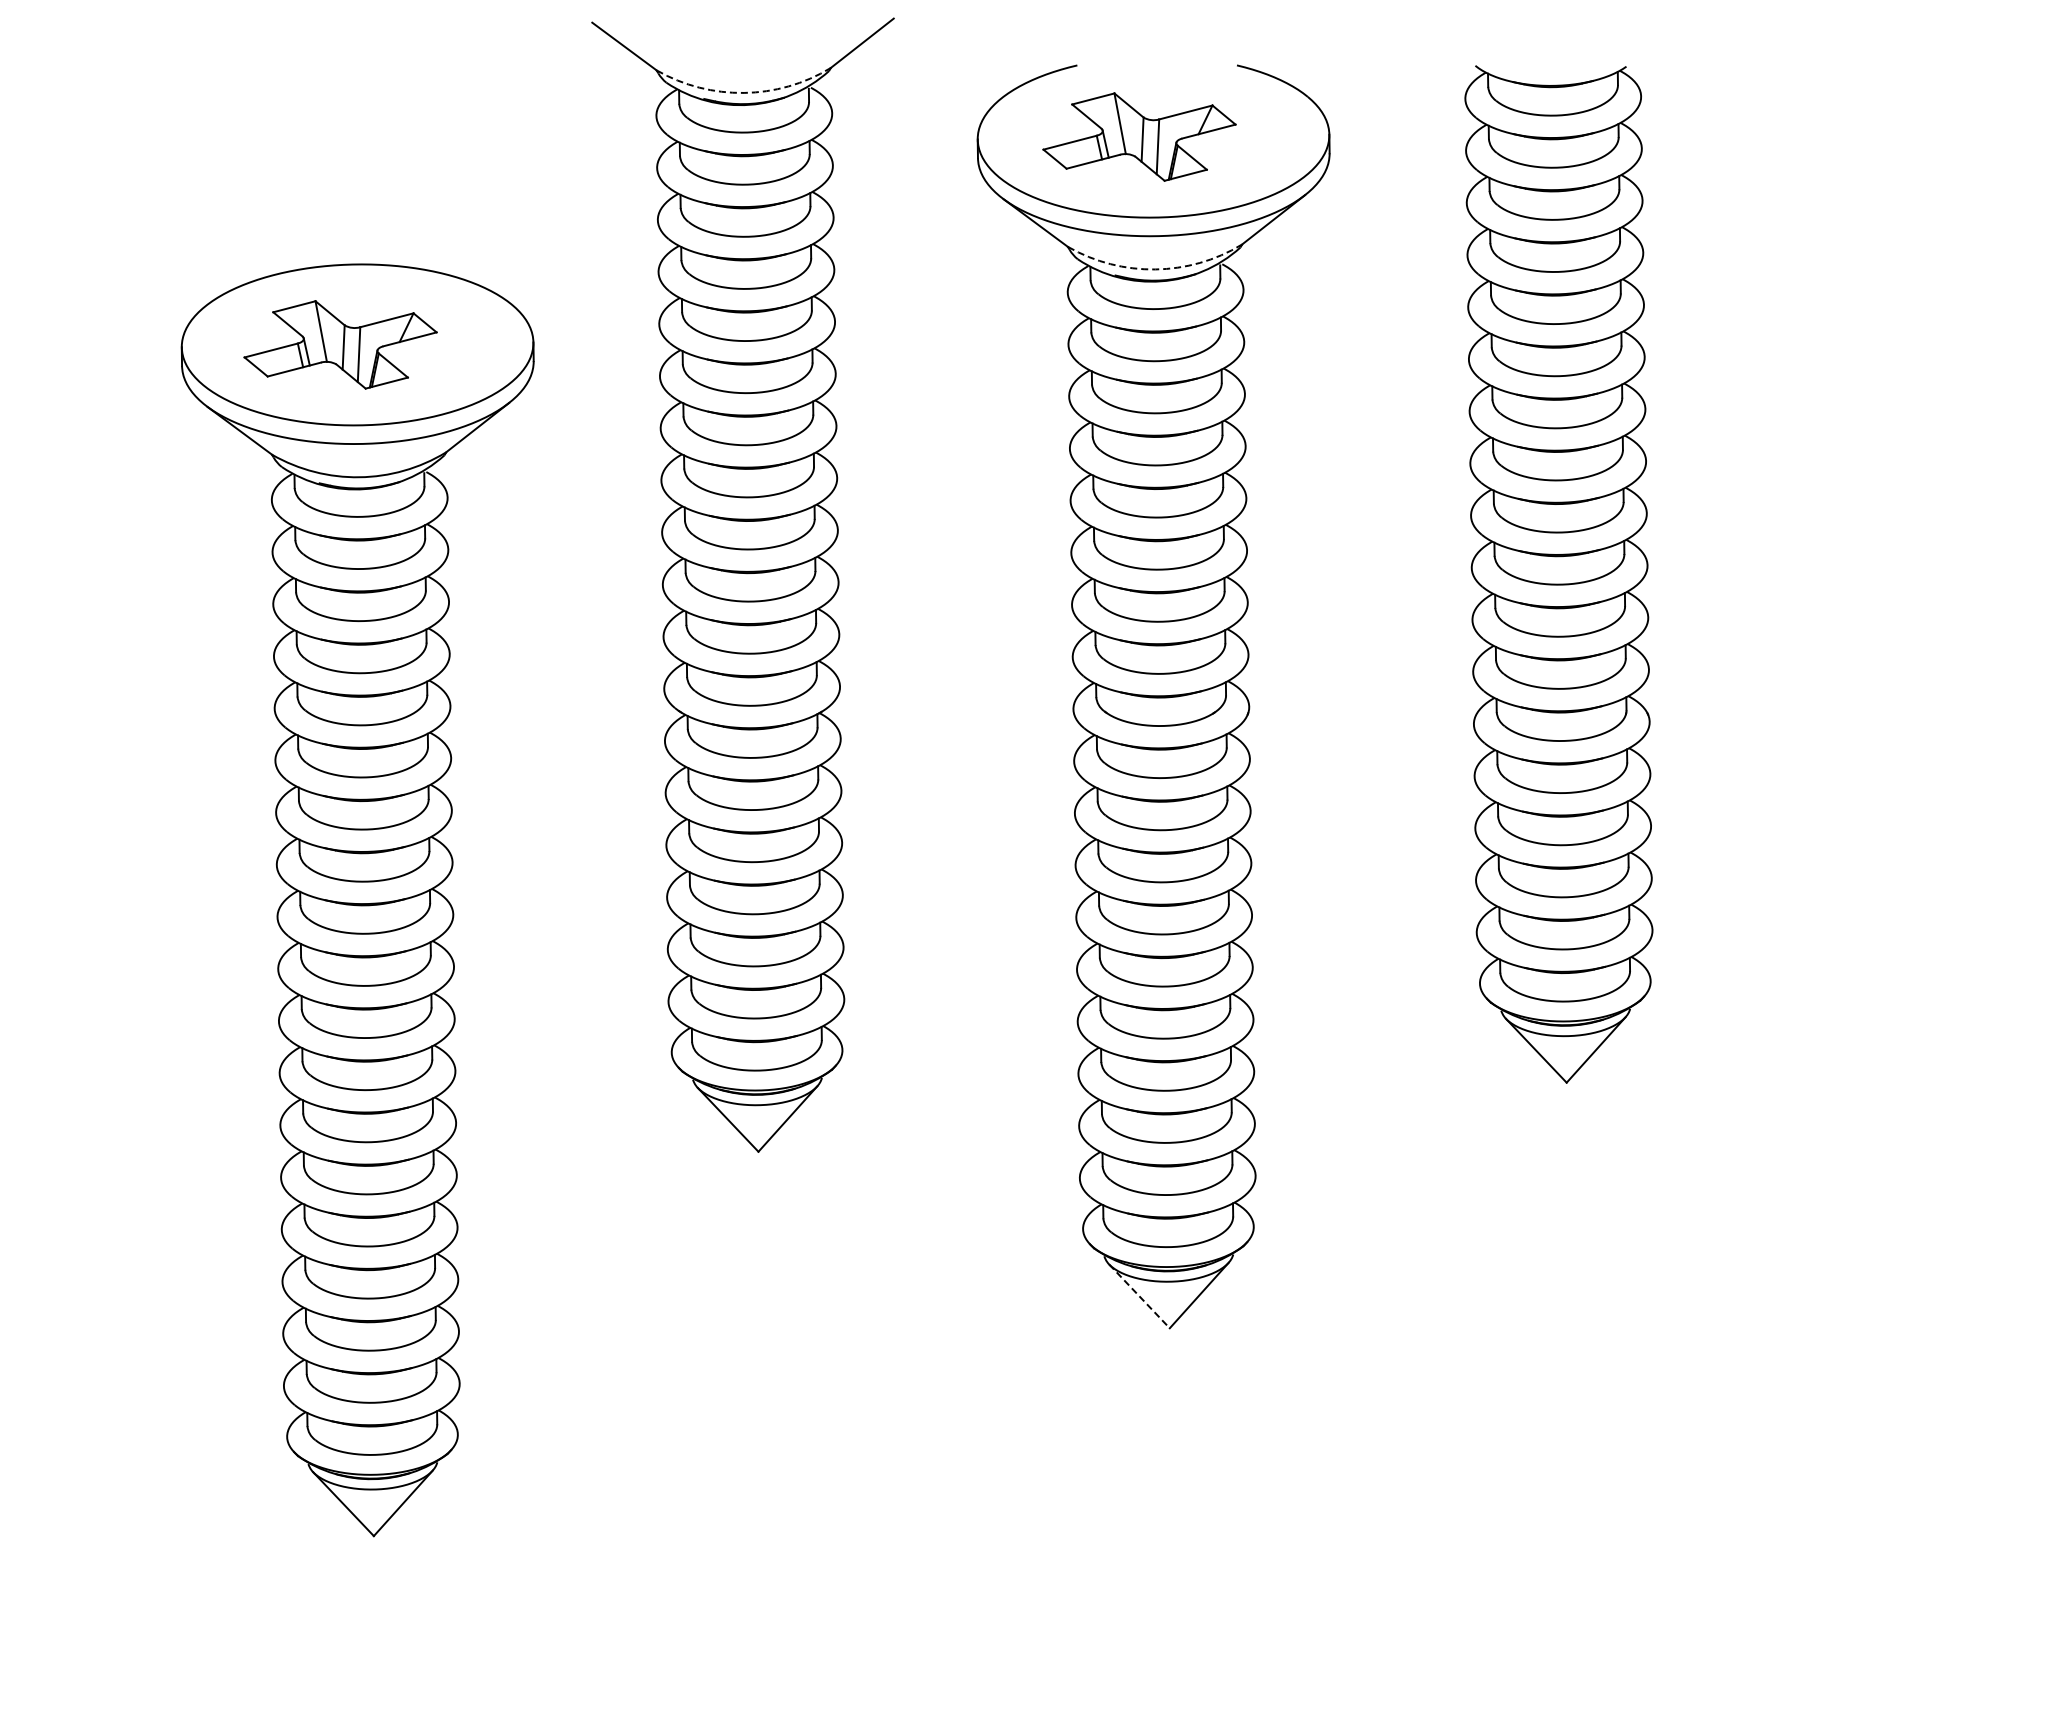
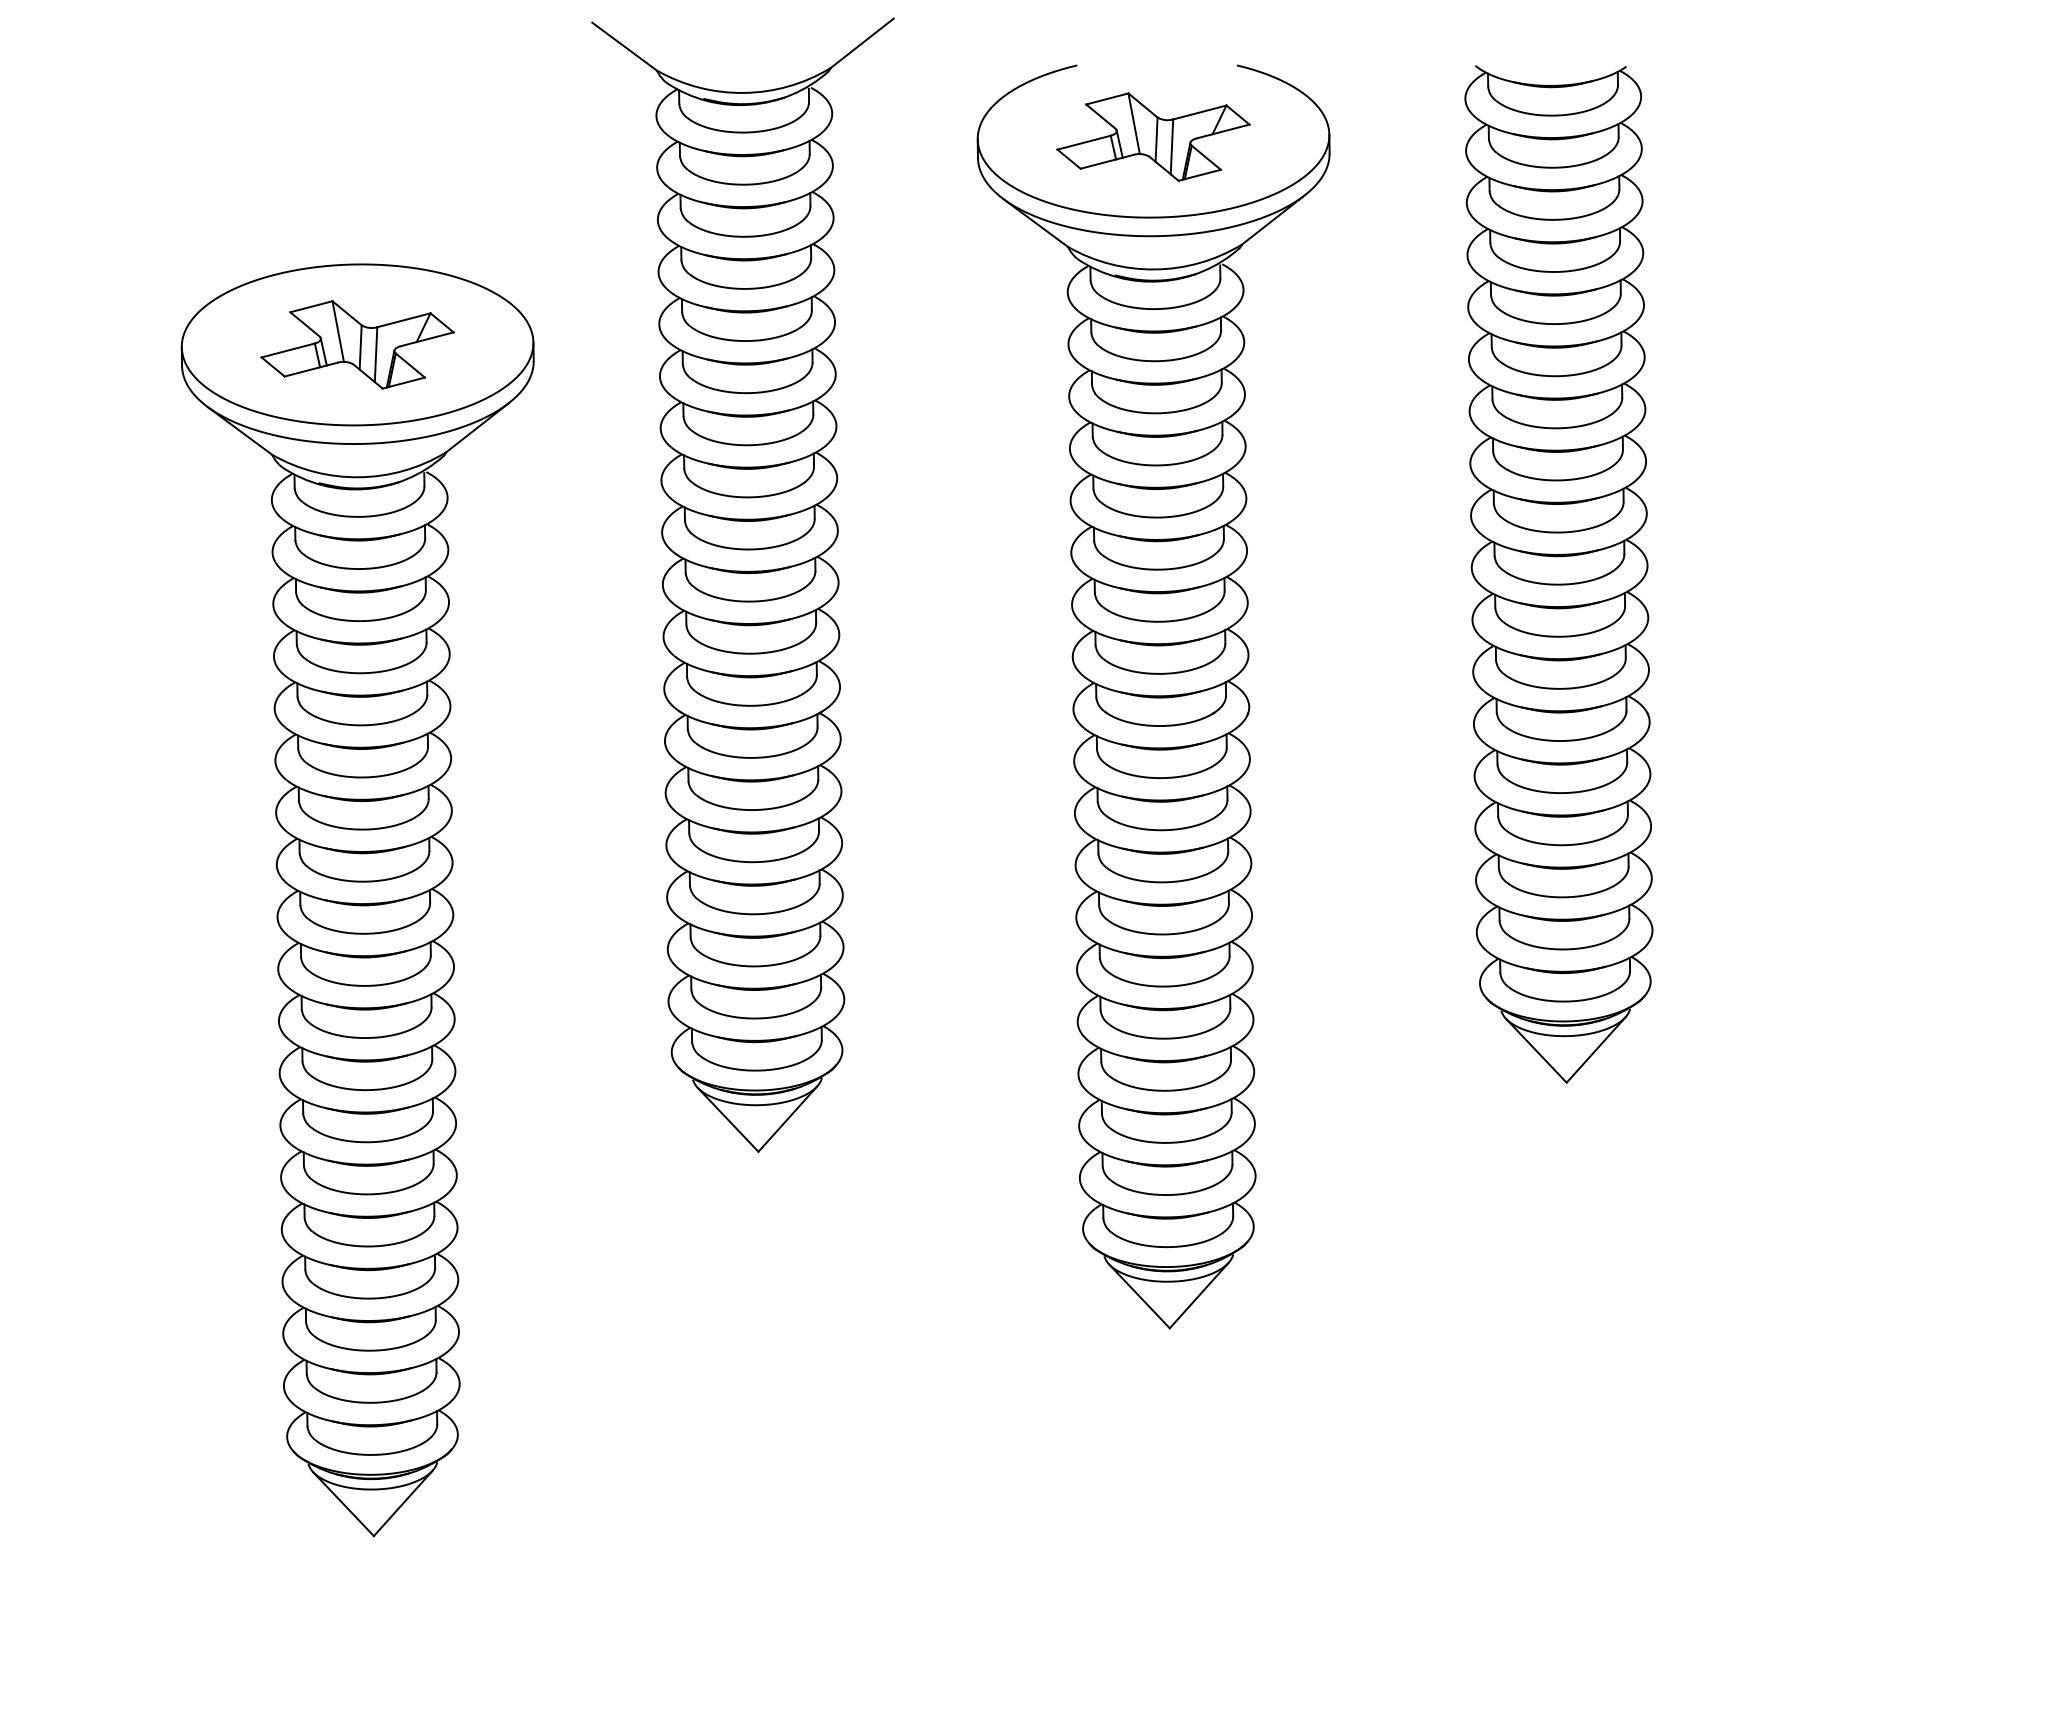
arc: dashed -> solid (744, 92)
part position: (1139, 136) -> (1153, 136) (1153, 136)
arc: dashed -> solid (1155, 269)
part position: (340, 344) -> (357, 344) (357, 344)
line: dashed -> solid (1139, 1296)
